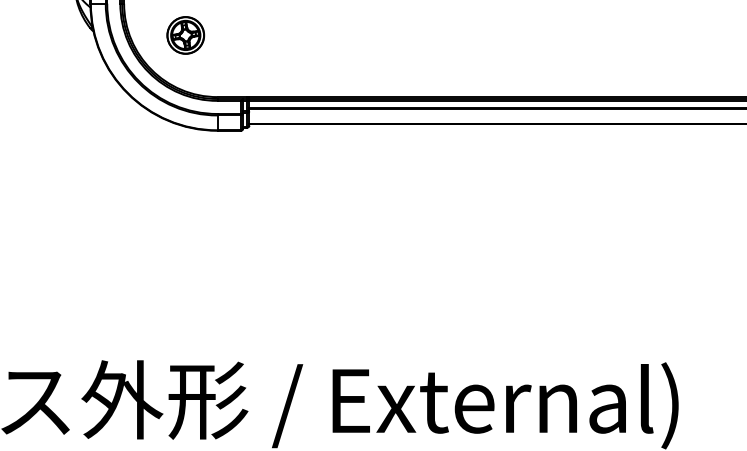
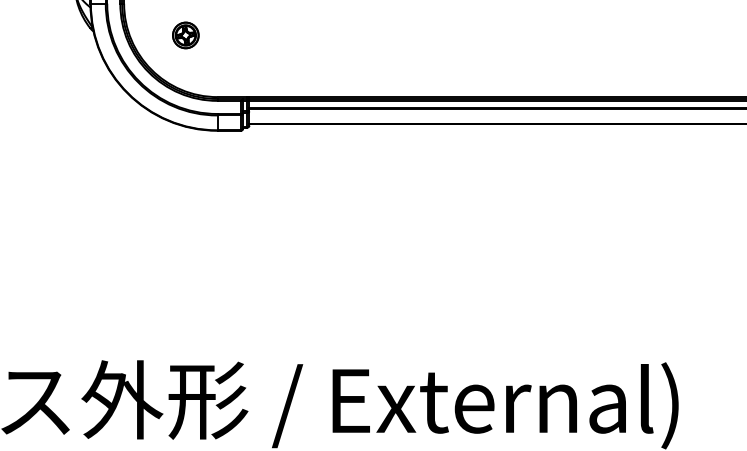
part size: 40x39 px -> 28x29 px (185, 35)
